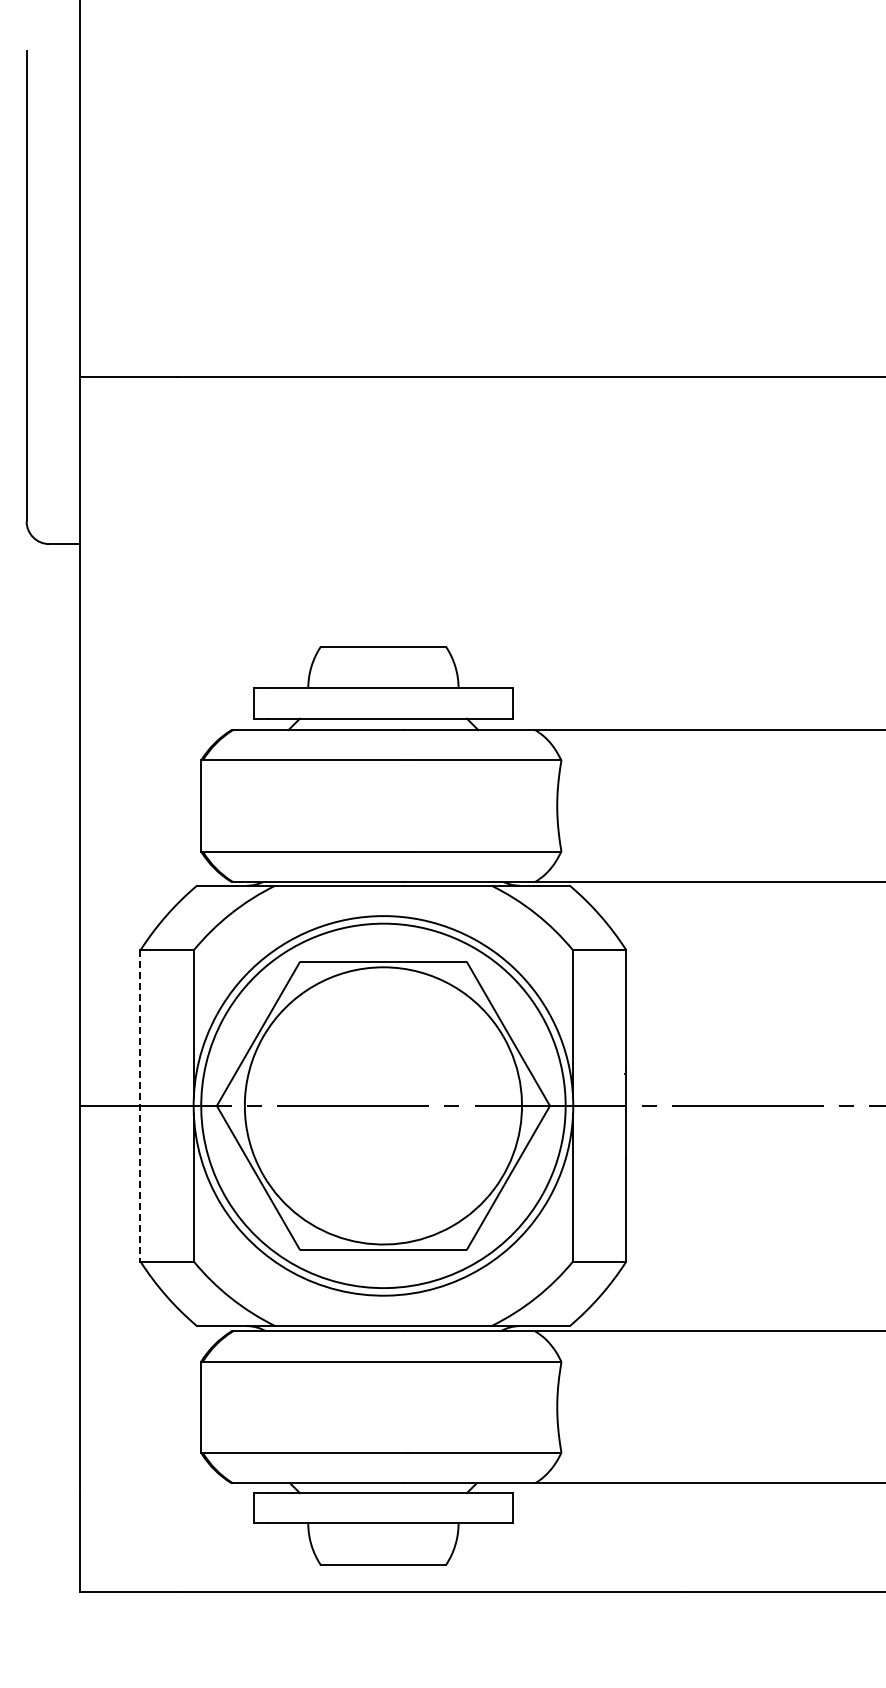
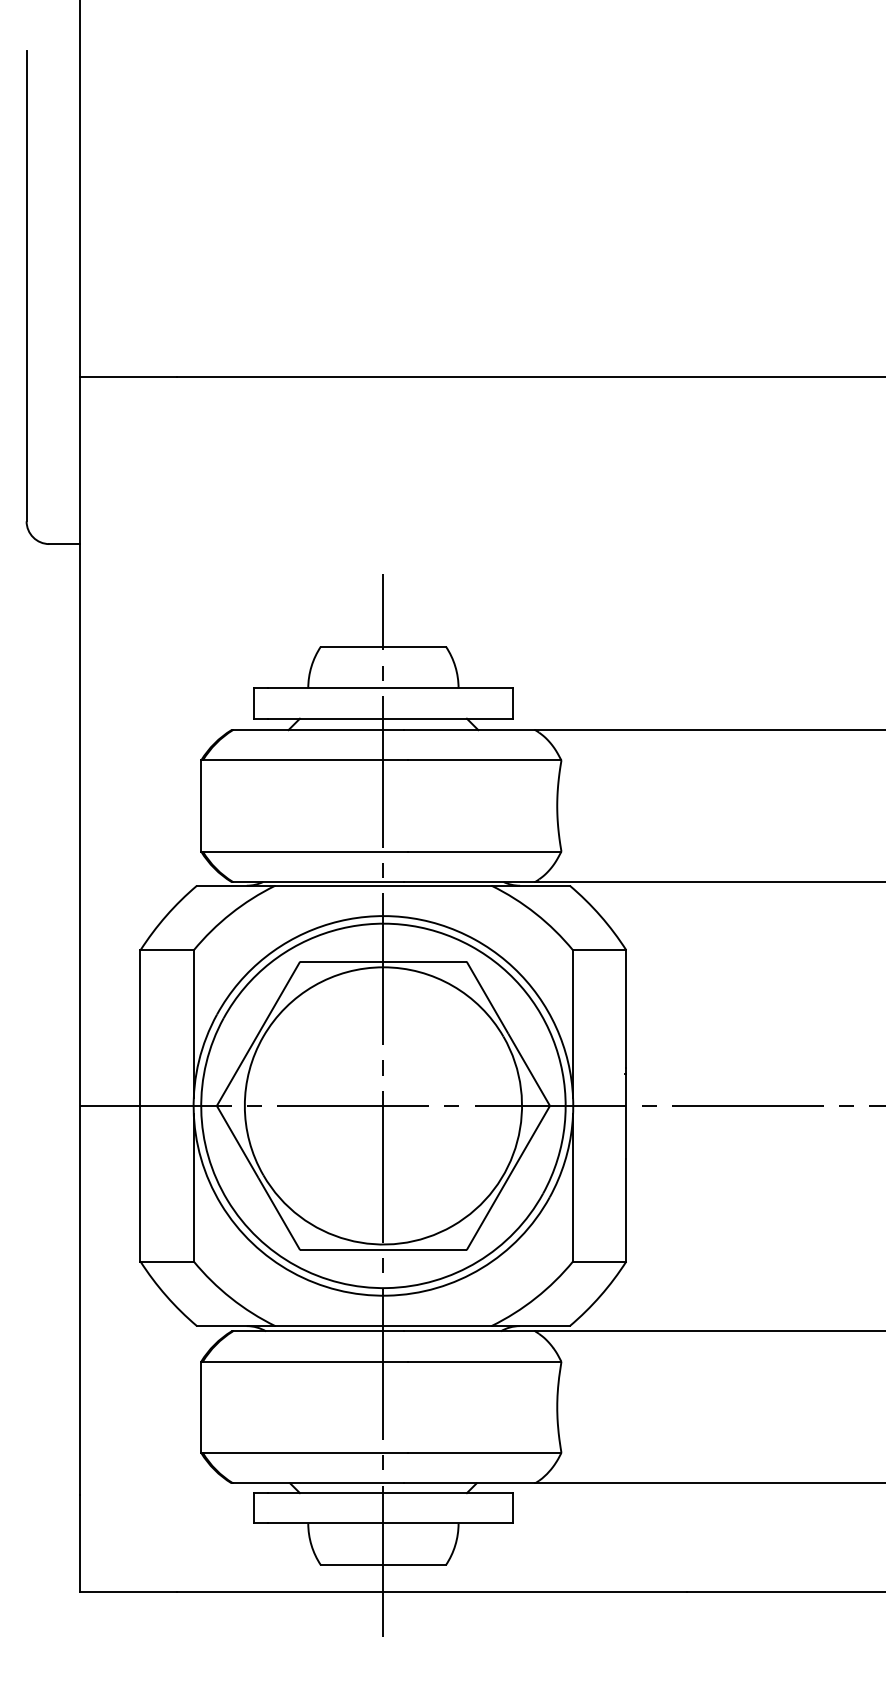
line: dashed -> solid (140, 1105)
line: none -> present (383, 1105)
